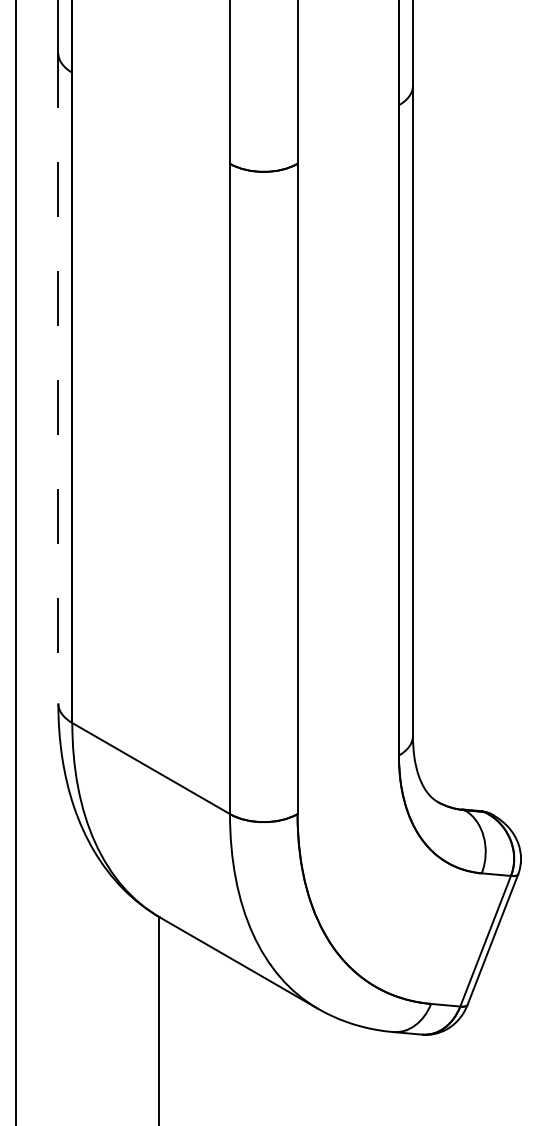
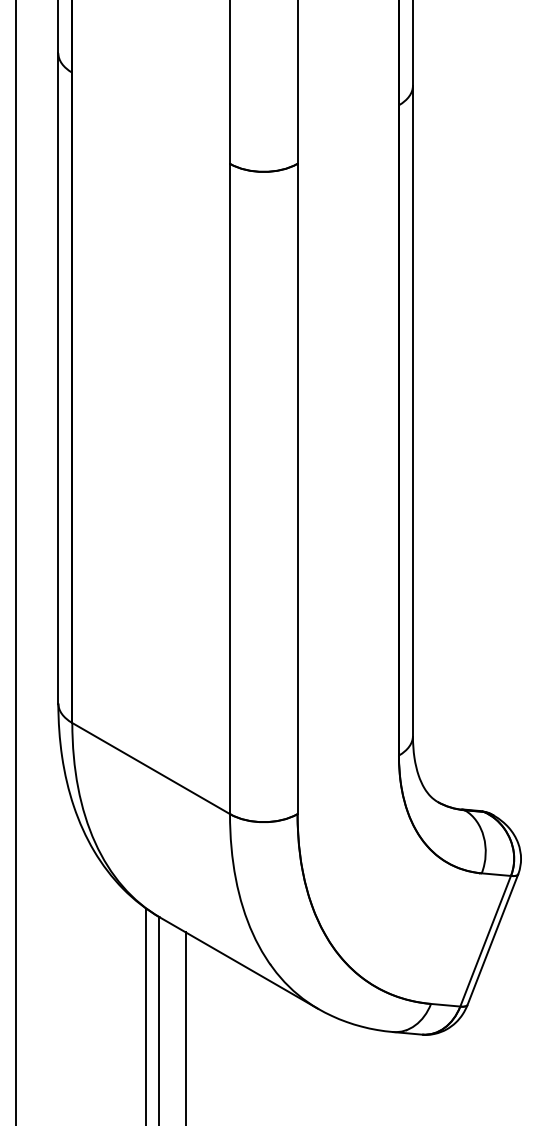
line: dashed -> solid (58, 378)
line: none -> present (146, 1015)
line: none -> present (185, 1027)
